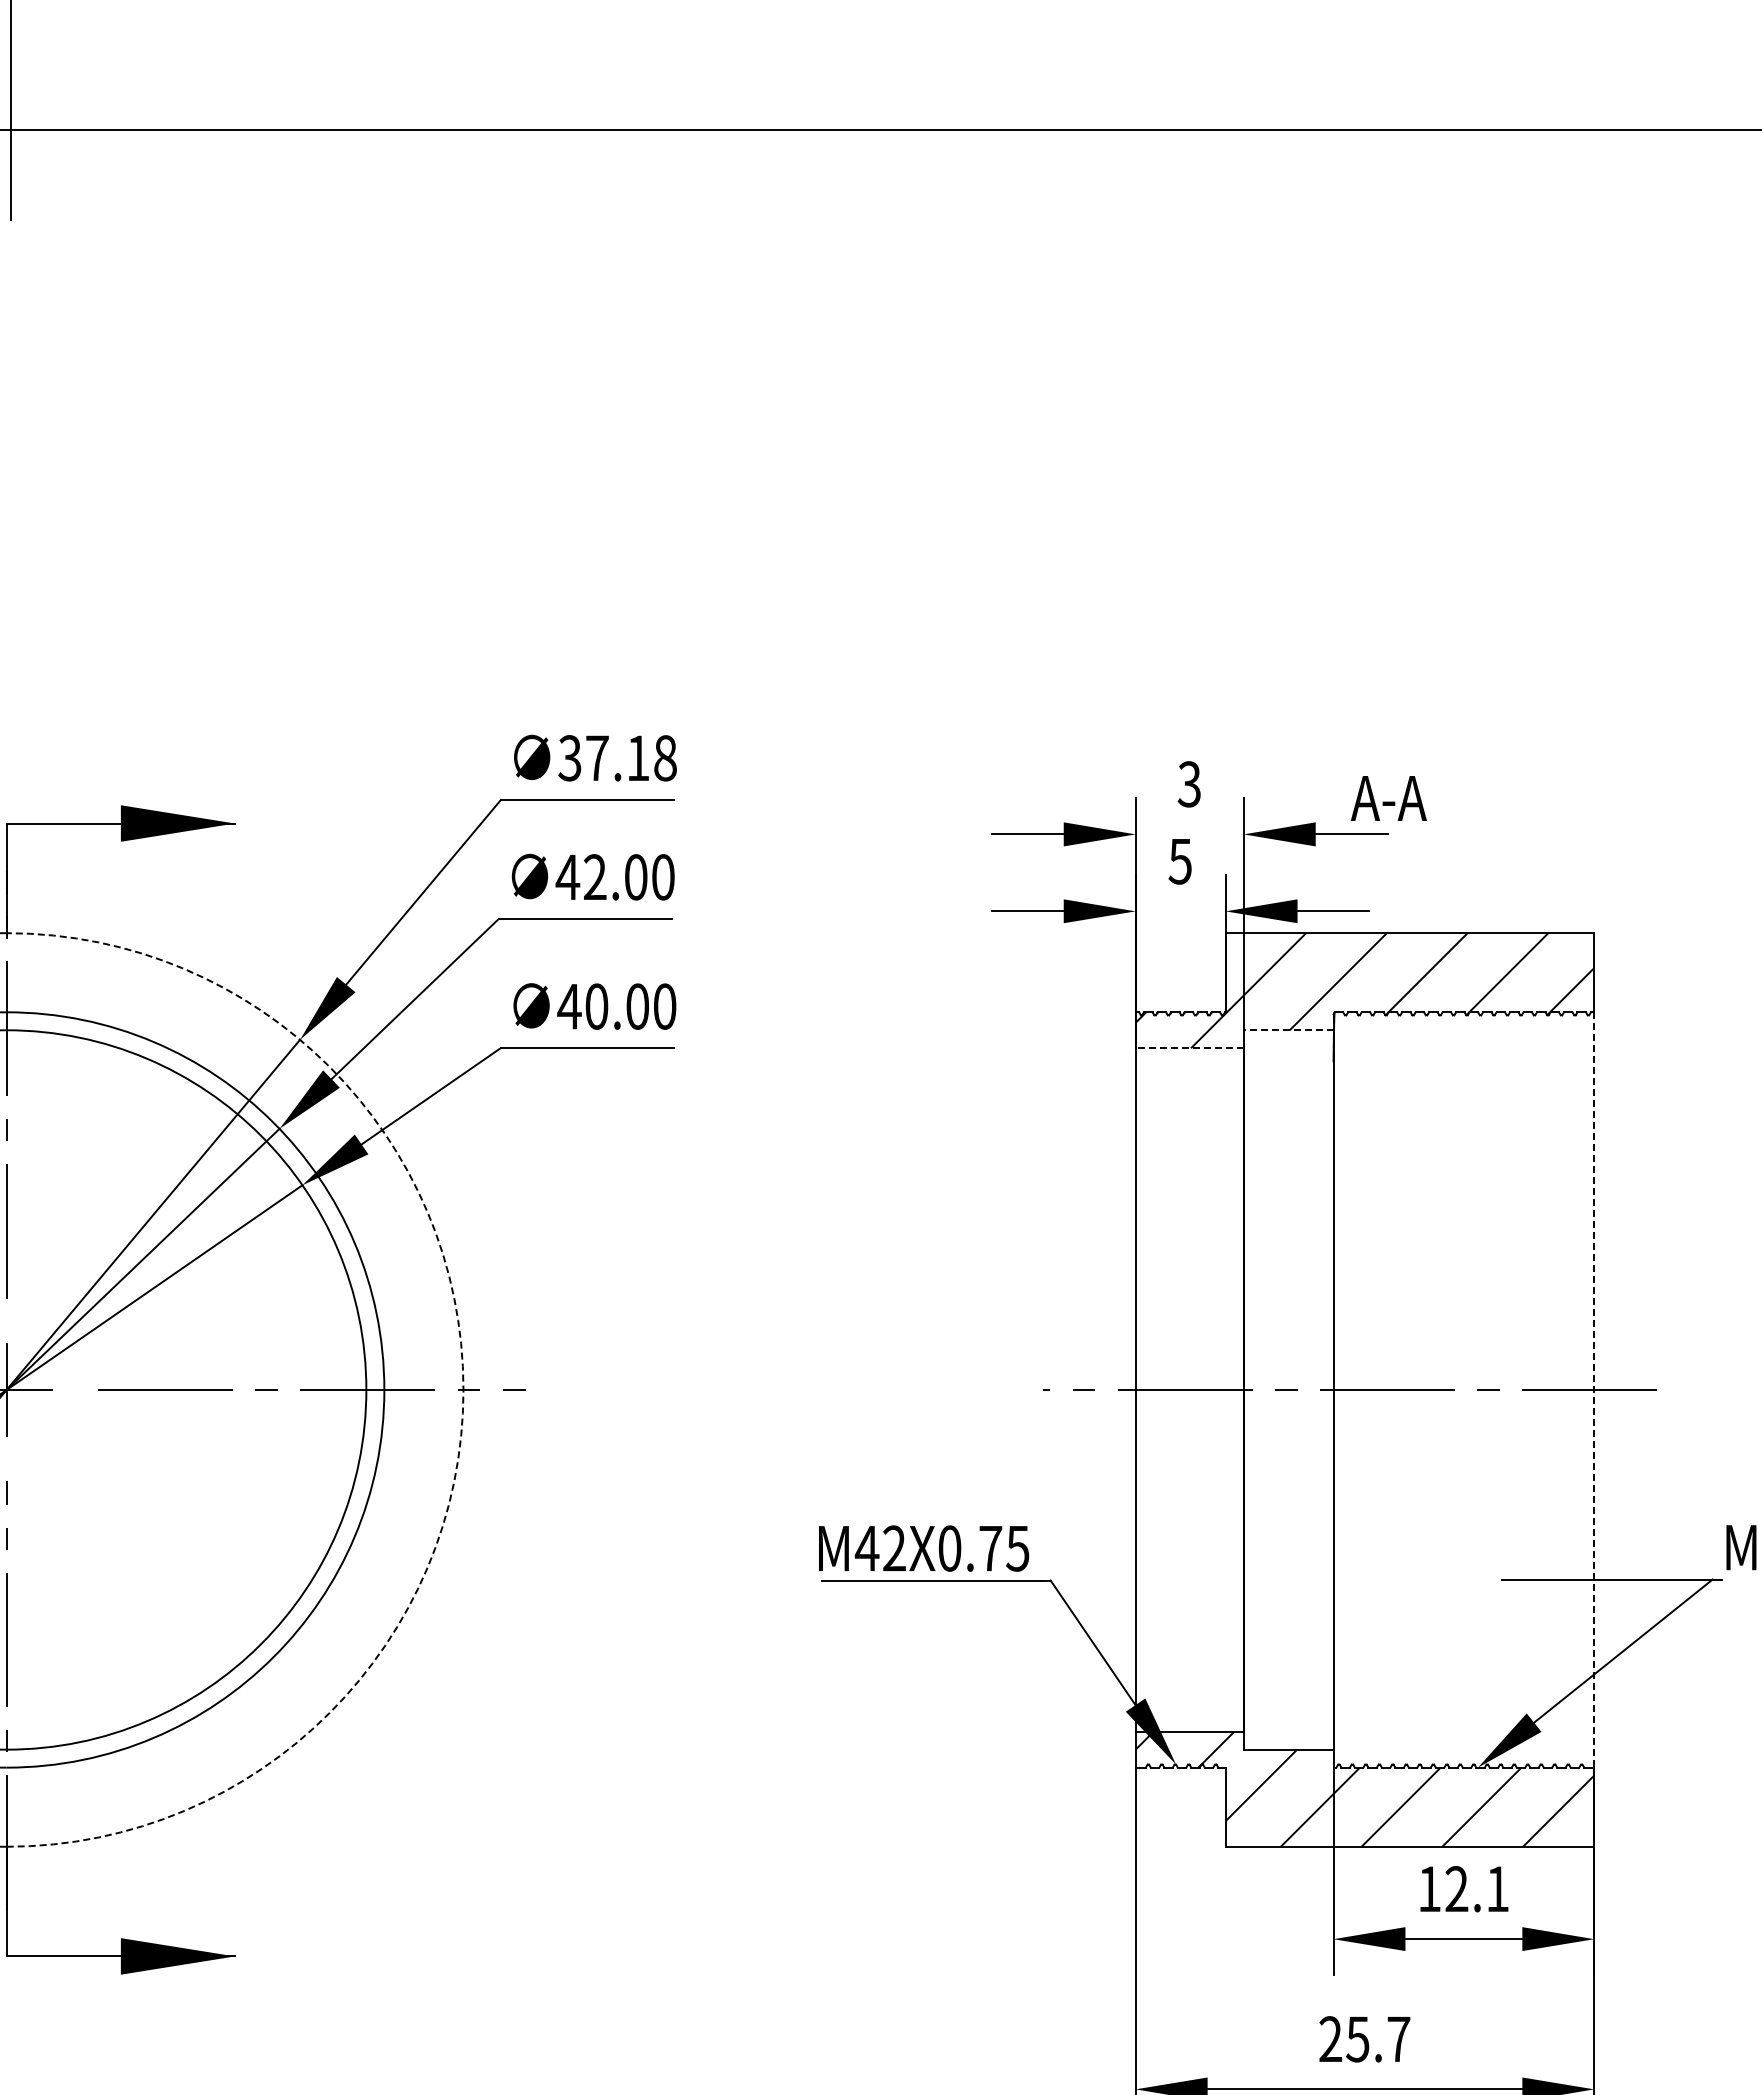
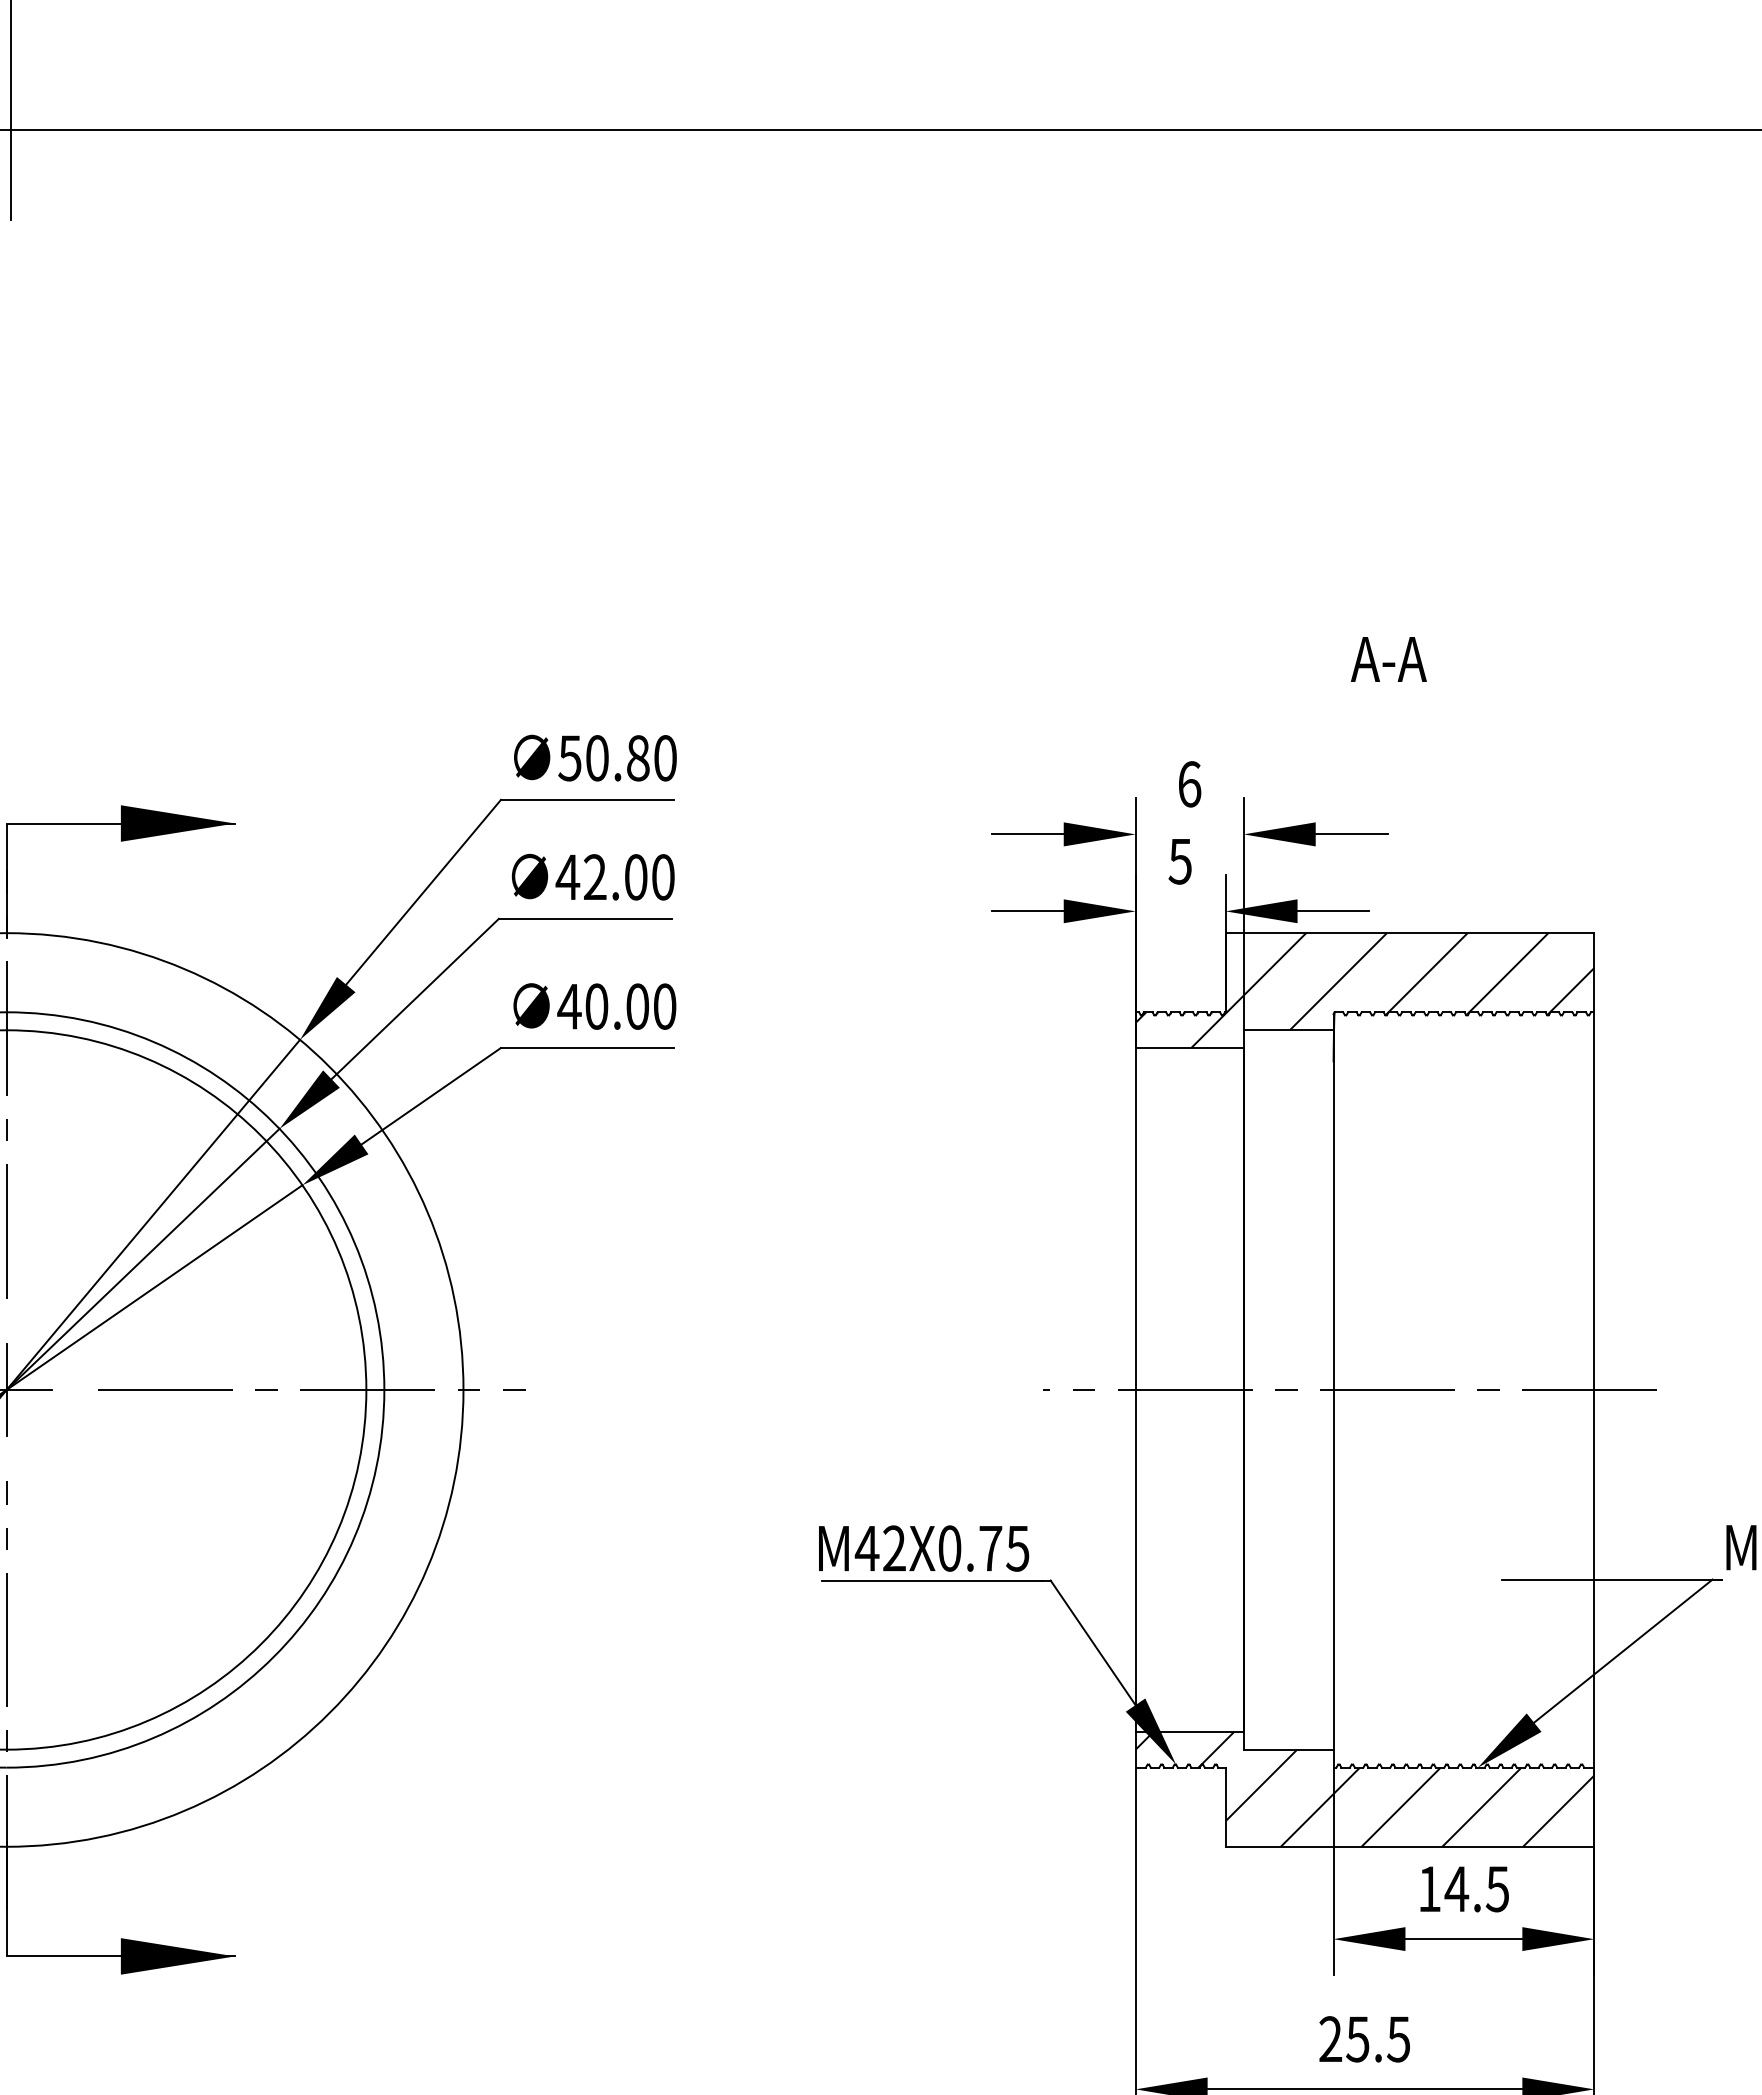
text: 37.18 -> 50.80 (617, 758)
text: 3 -> 6 (1189, 784)
text position: (1388, 798) -> (1388, 659) (1388, 659)
line: dashed -> solid (1288, 1030)
line: dashed -> solid (1189, 1048)
arc: dashed -> solid (463, 1389)
line: dashed -> solid (1594, 1389)
text: 12.1 -> 14.5 (1476, 1889)
text: 25.7 -> 25.5 (1398, 2039)
